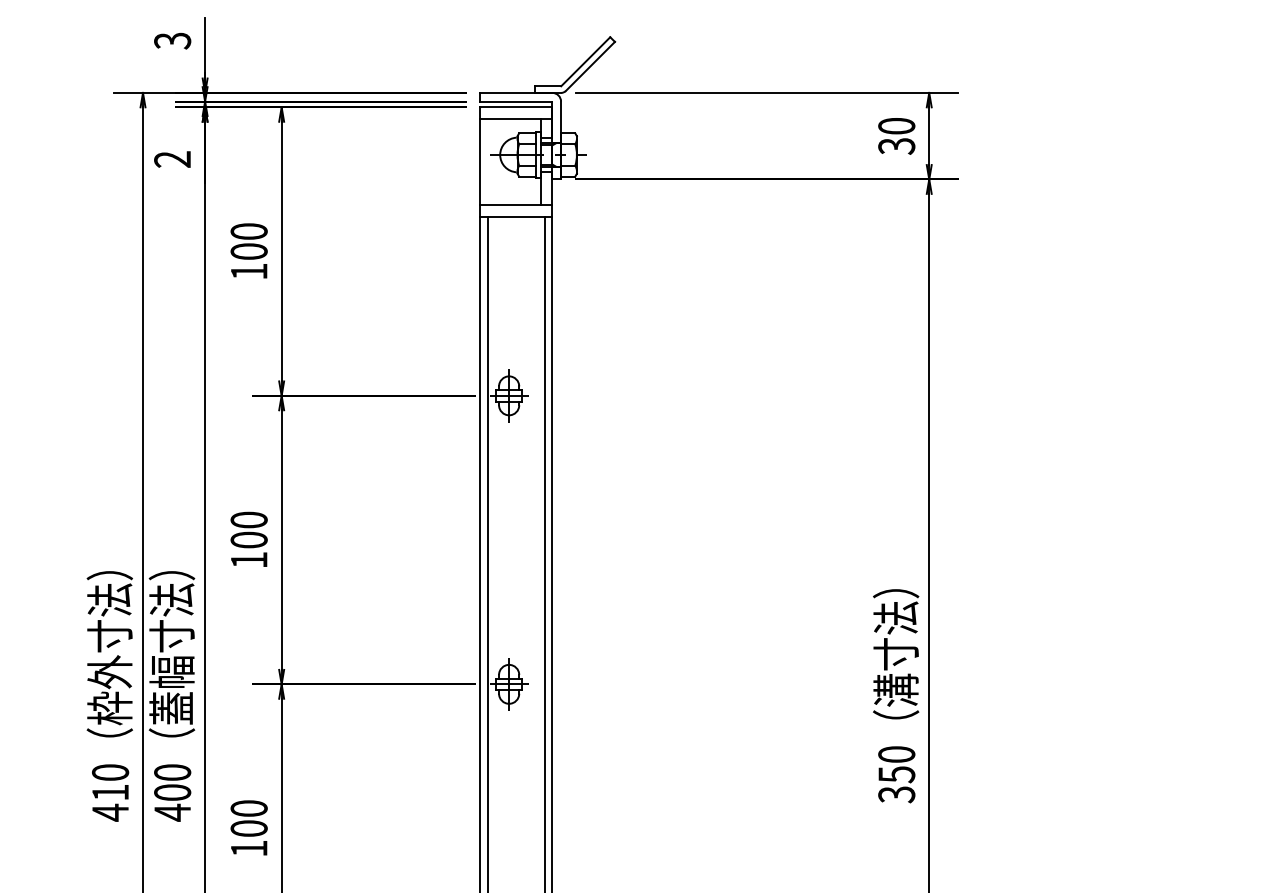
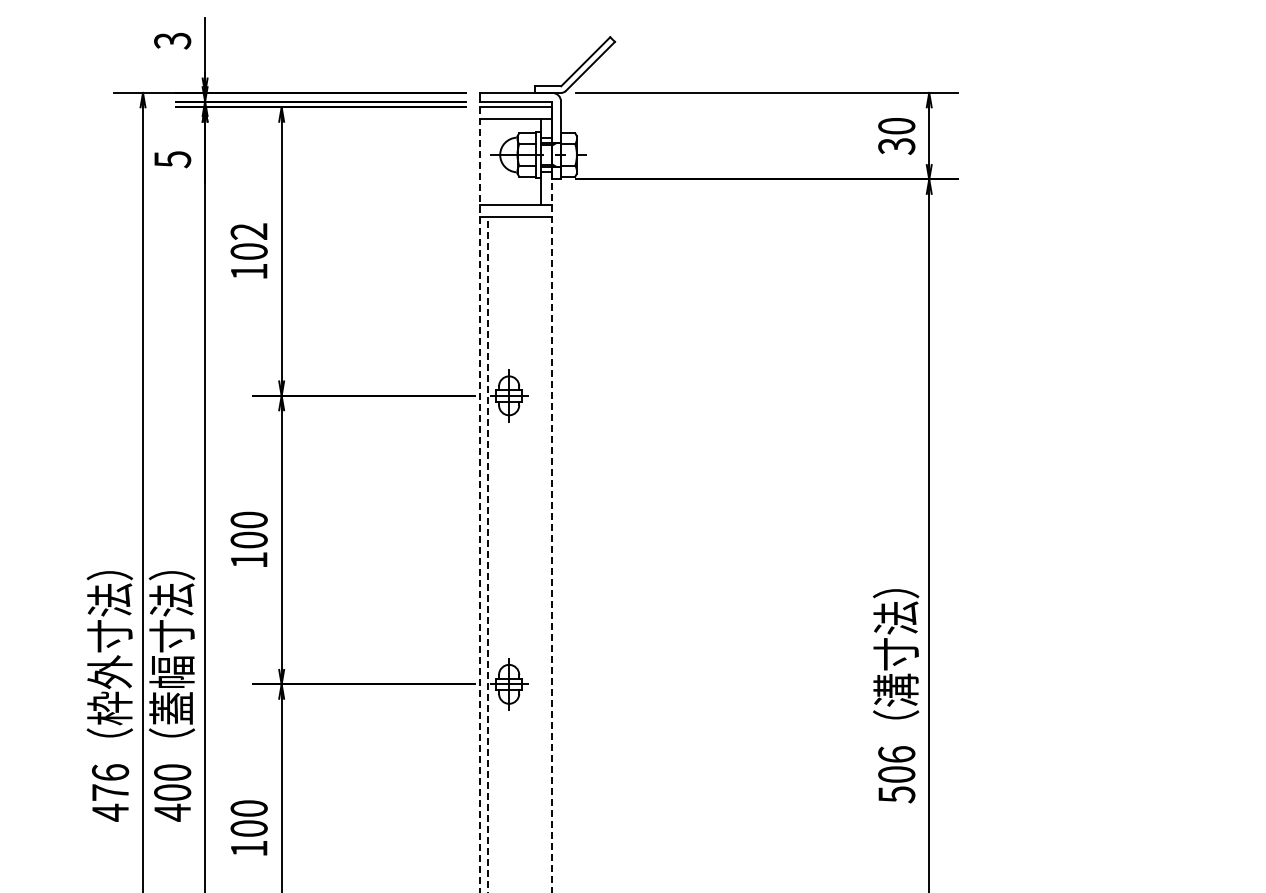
text: 2 -> 5 (172, 159)
text: 100 -> 102 (248, 231)
line: solid -> dashed (480, 500)
line: solid -> dashed (552, 532)
line: present -> none (545, 553)
line: solid -> dashed (487, 554)
text: 350 -> 506 (896, 774)
text: 410 -> 476 (110, 782)
